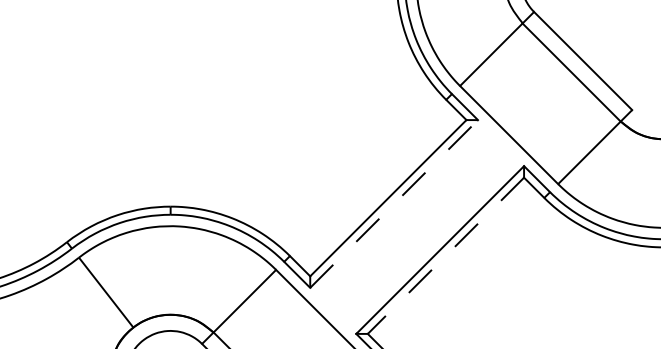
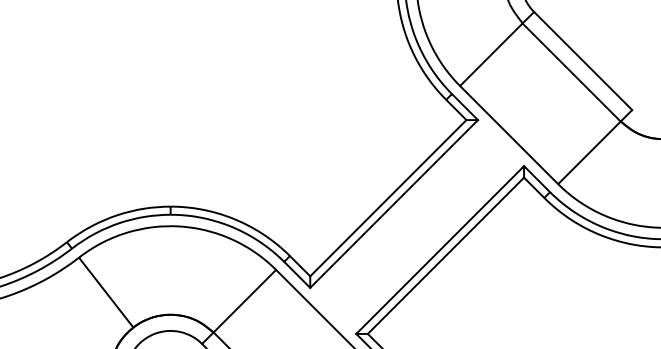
line: dashed -> solid (394, 203)
line: dashed -> solid (445, 256)
